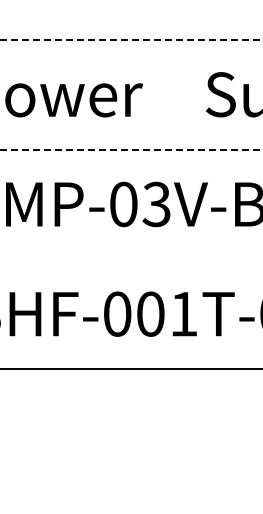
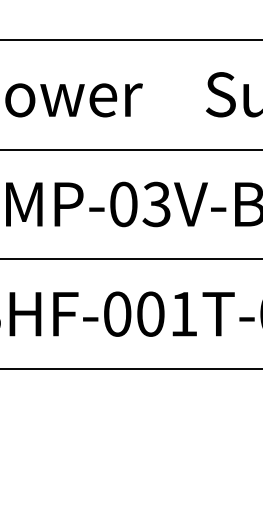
line: dashed -> solid (131, 39)
line: dashed -> solid (131, 149)
line: none -> present (130, 259)
